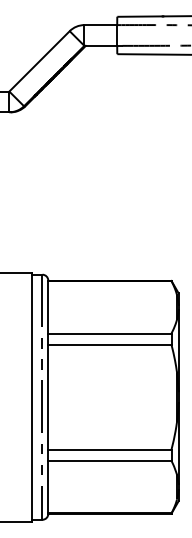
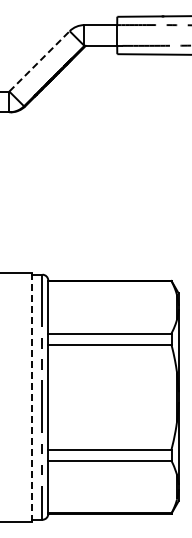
line: solid -> dashed (39, 61)
line: solid -> dashed (31, 397)
